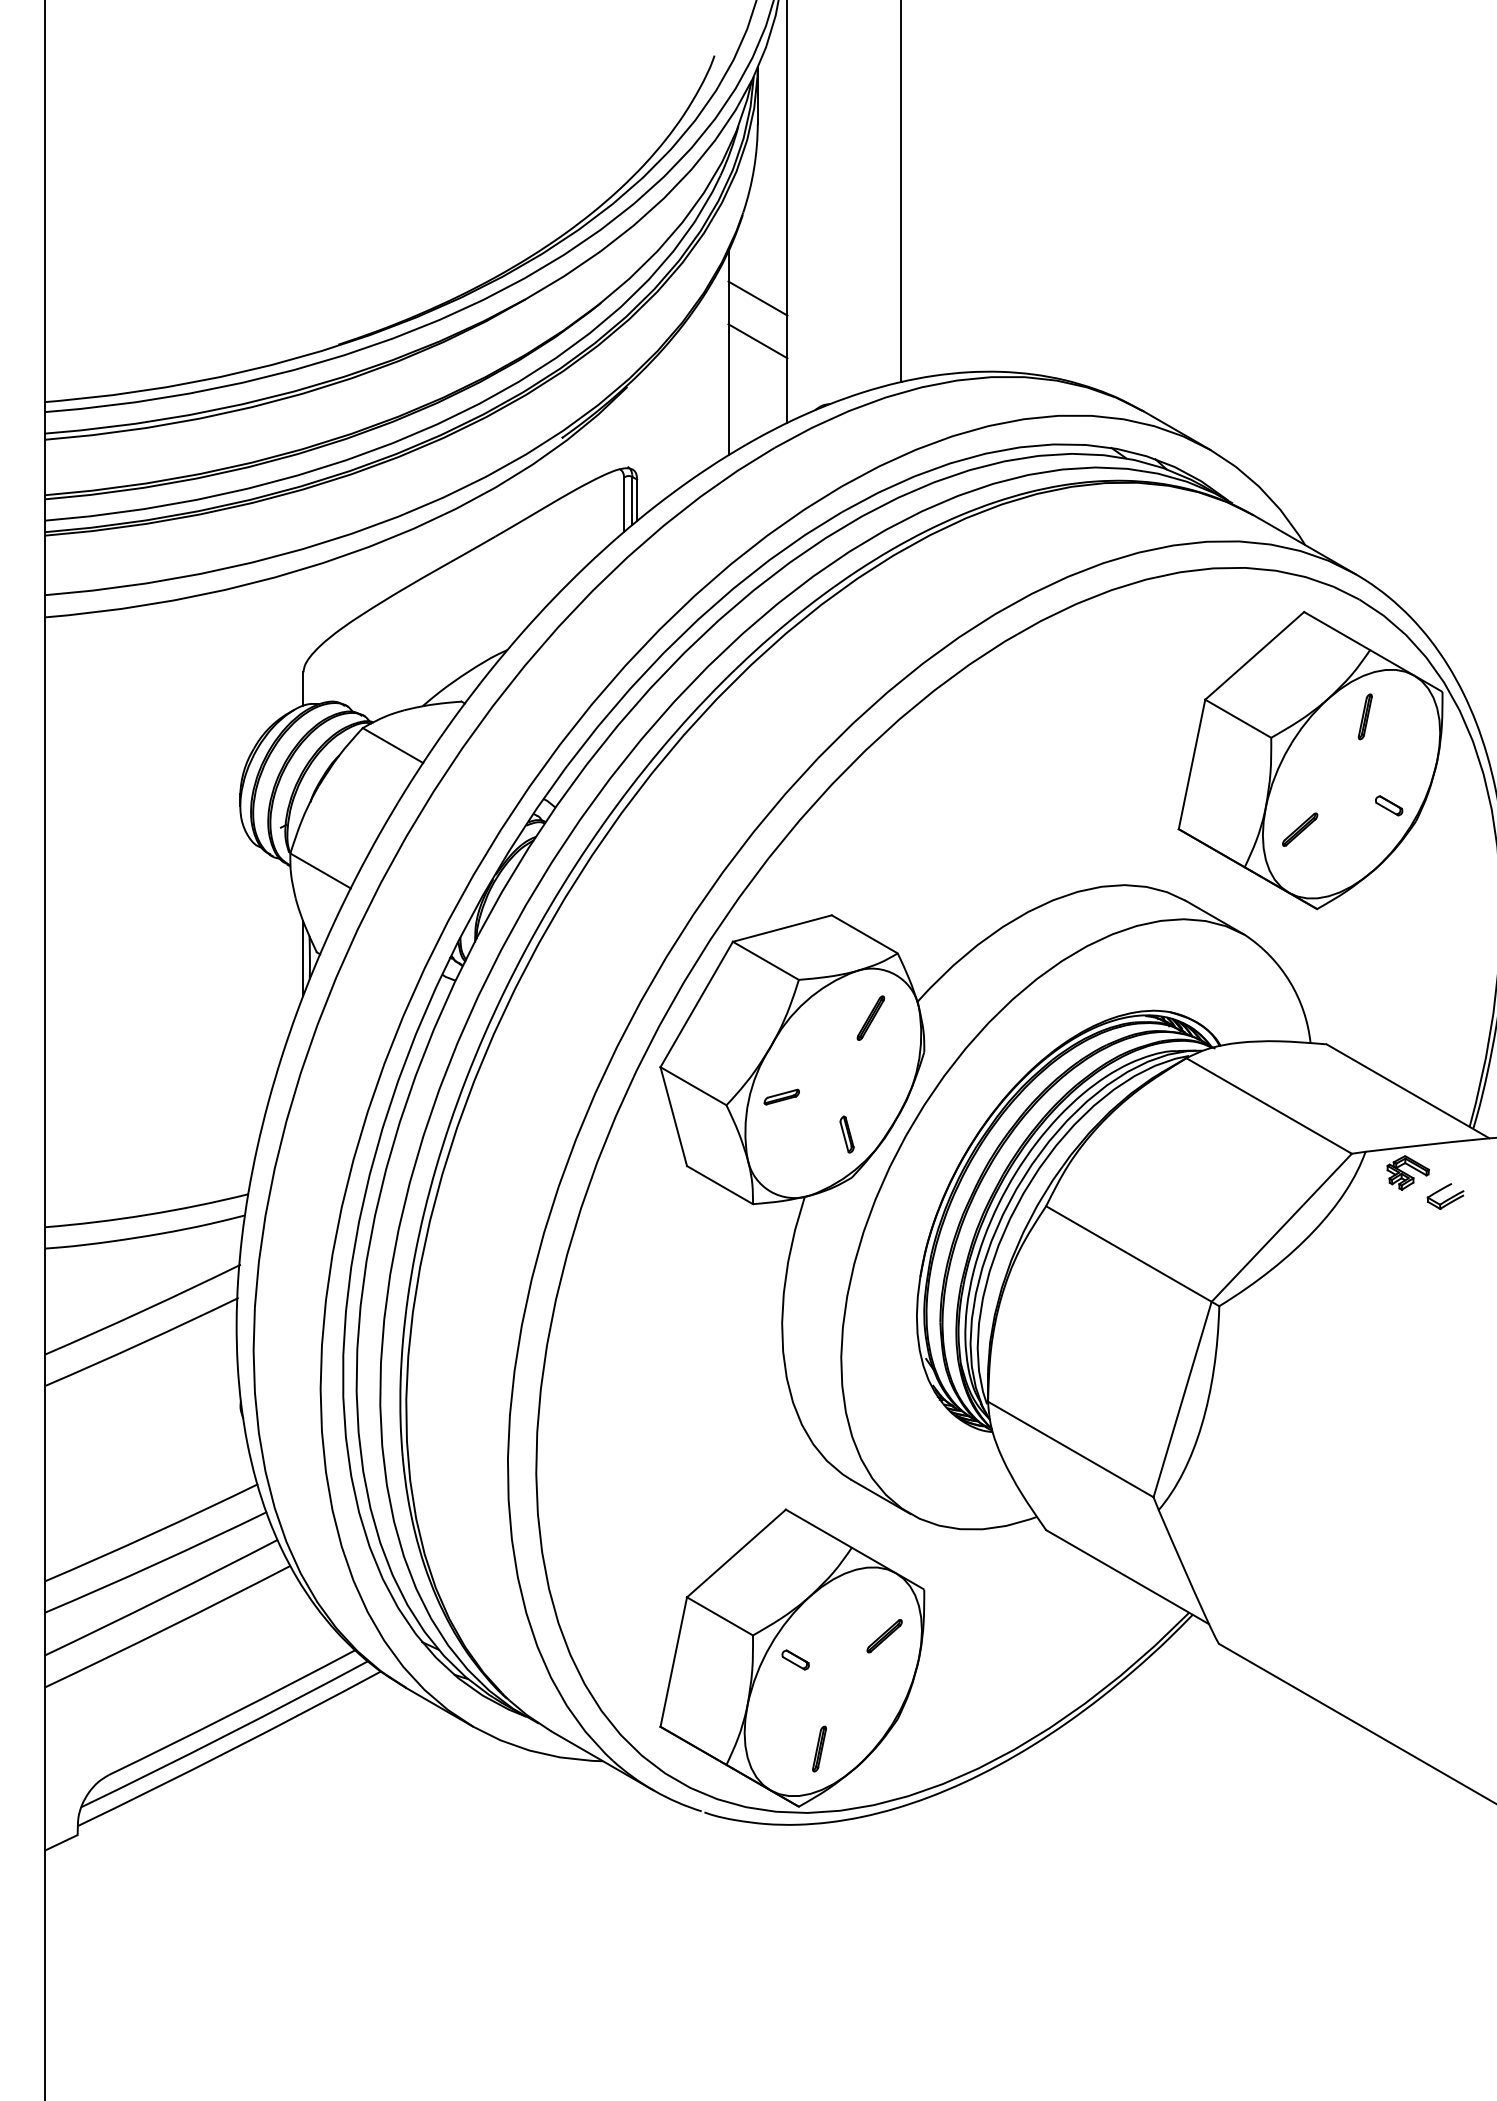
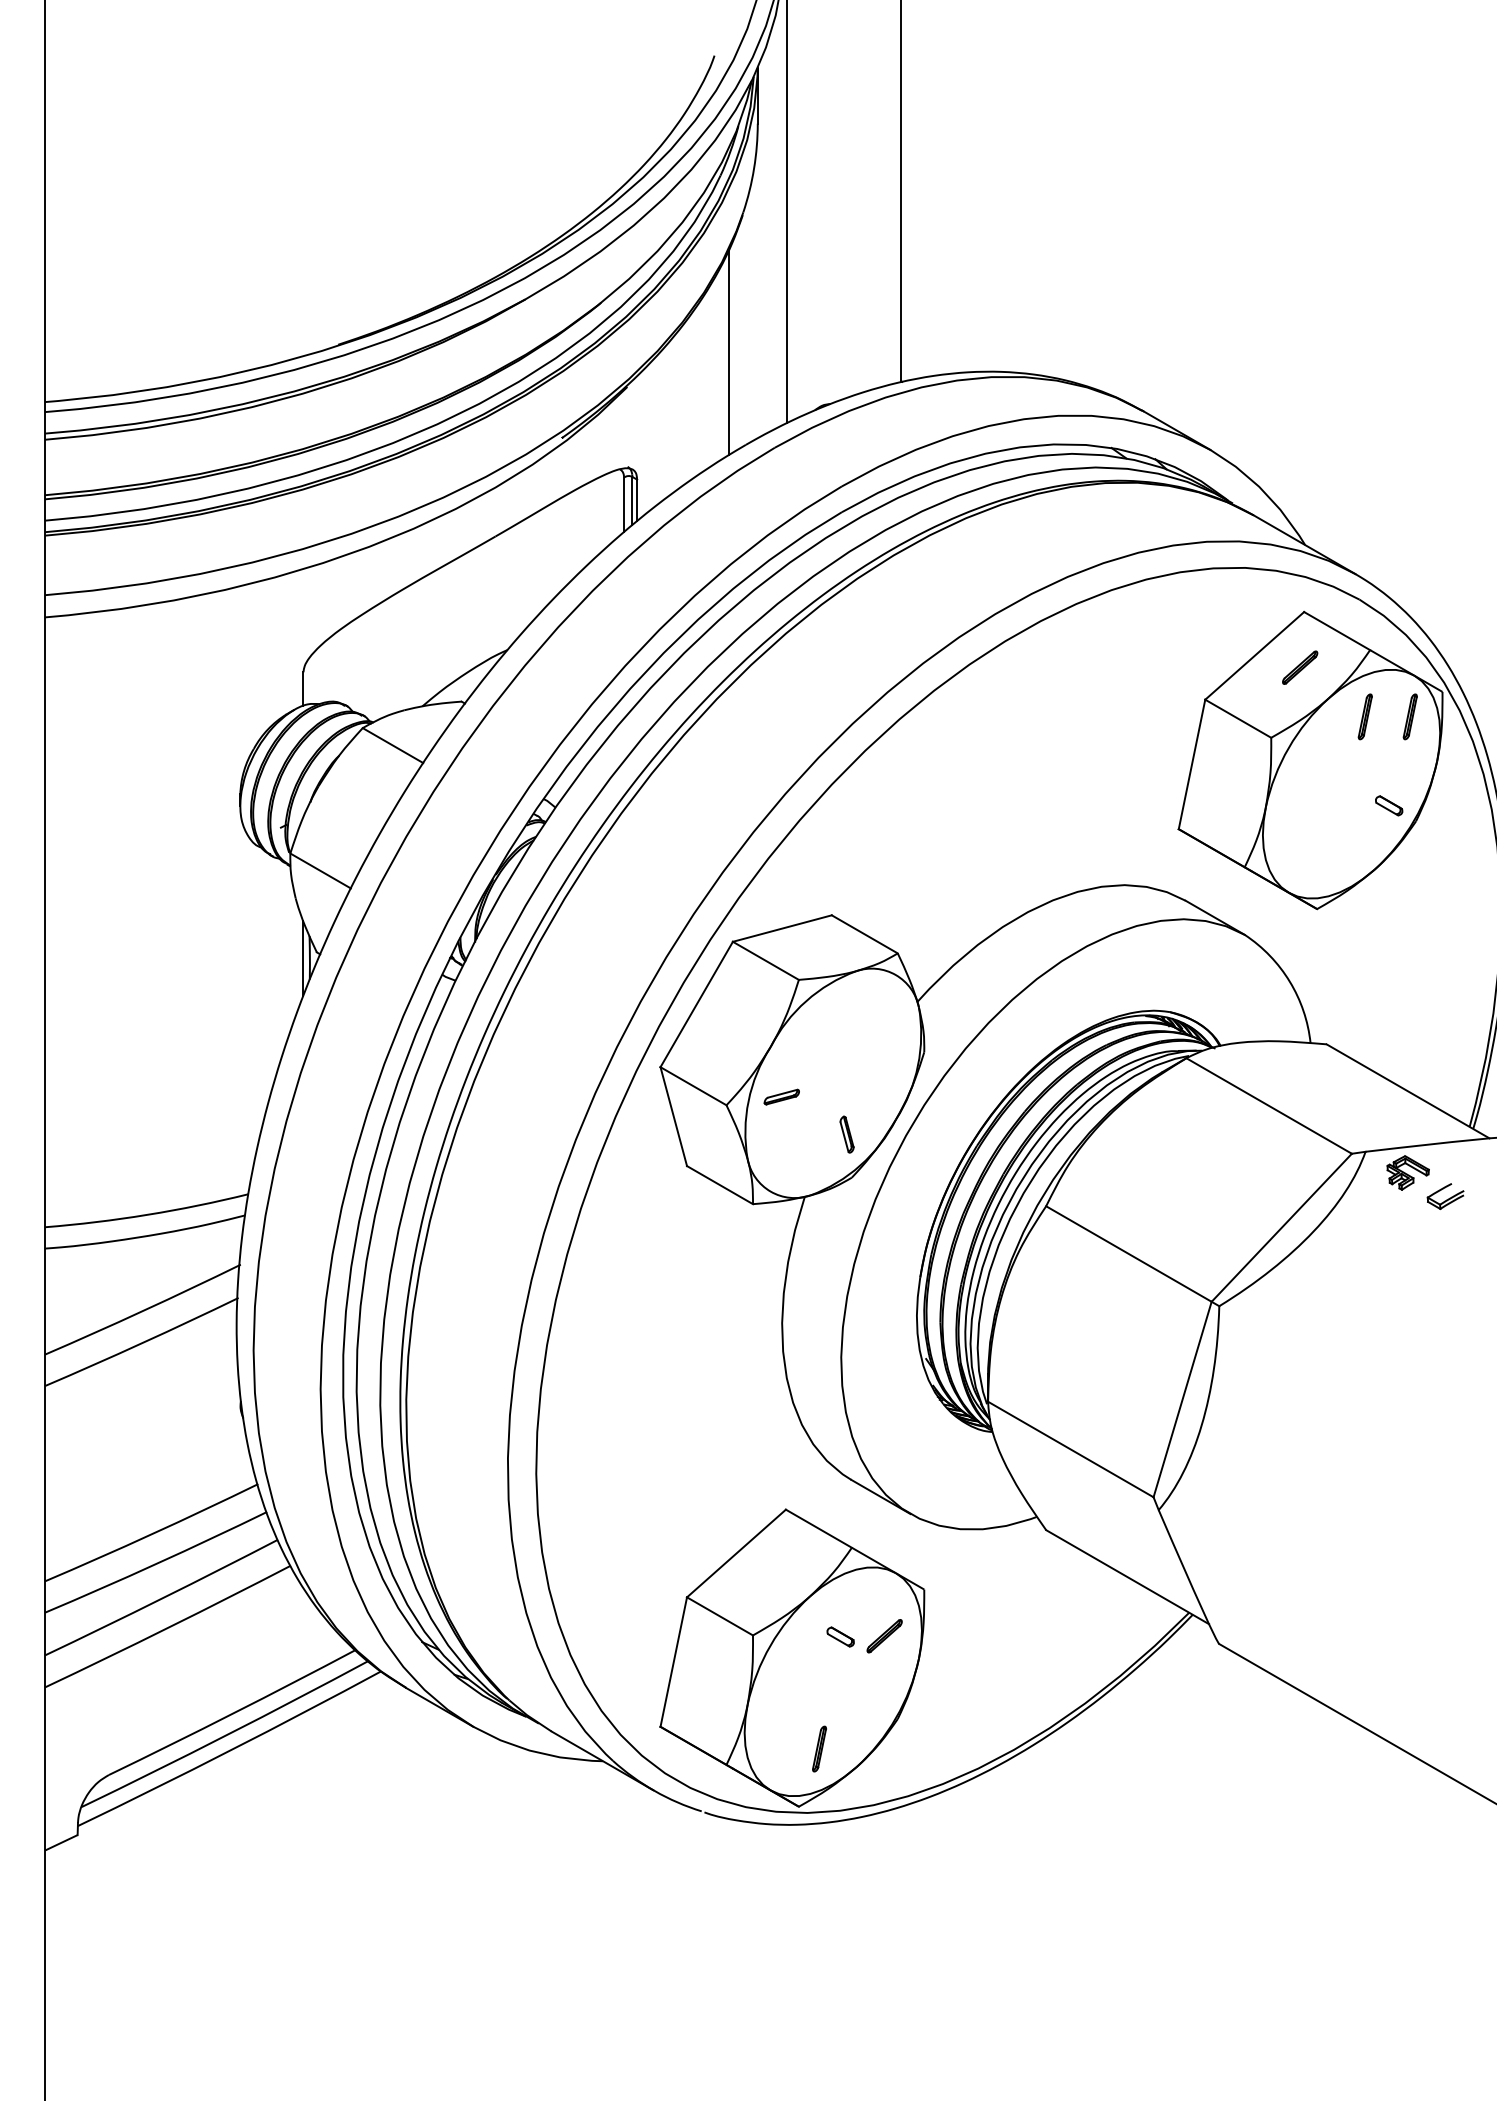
line: present -> none (757, 298)
line: present -> none (757, 341)
part: none -> present (1409, 716)
part position: (1300, 829) -> (1300, 667) (1300, 667)
part: present -> none (870, 1017)
part position: (795, 1659) -> (840, 1636) (840, 1636)
